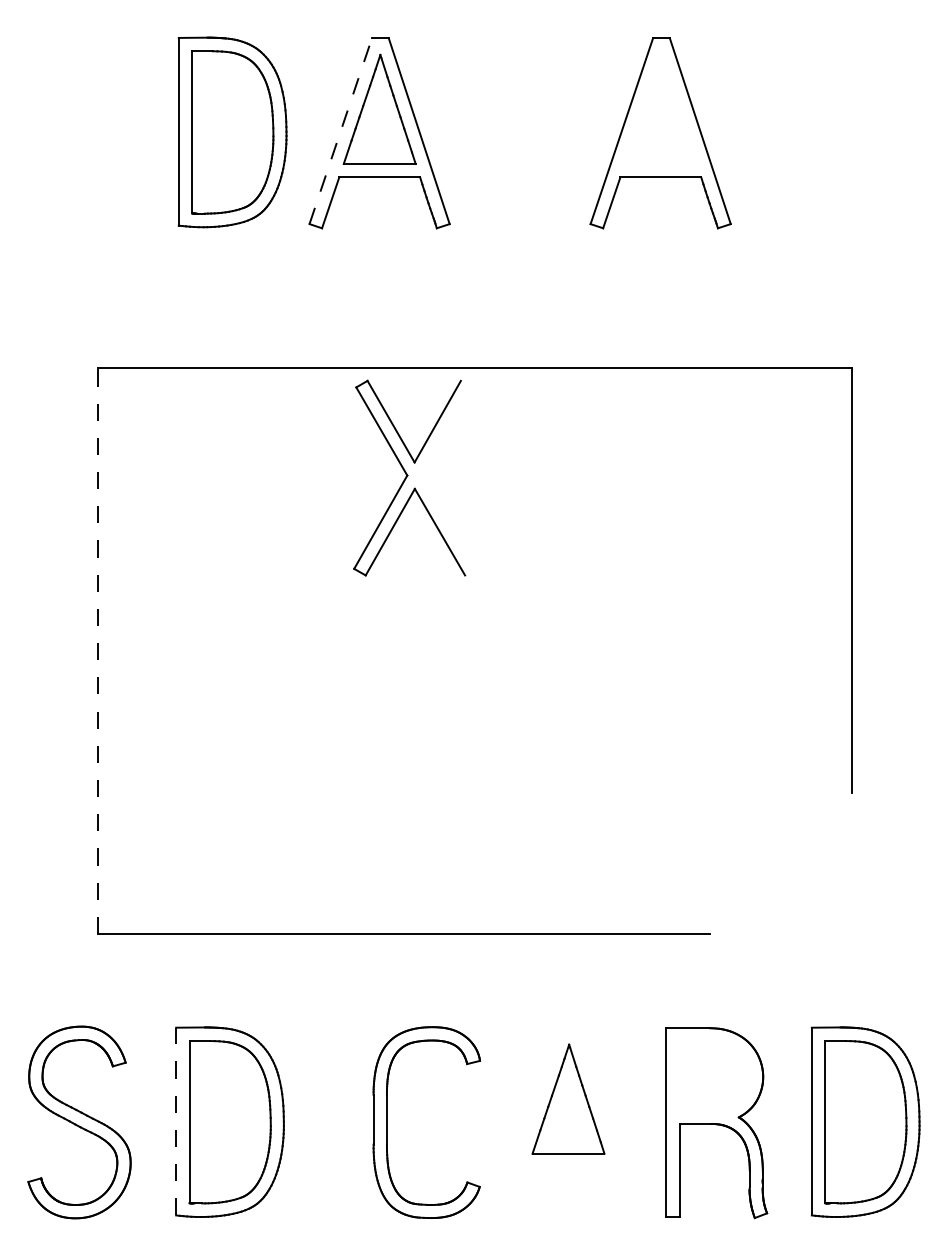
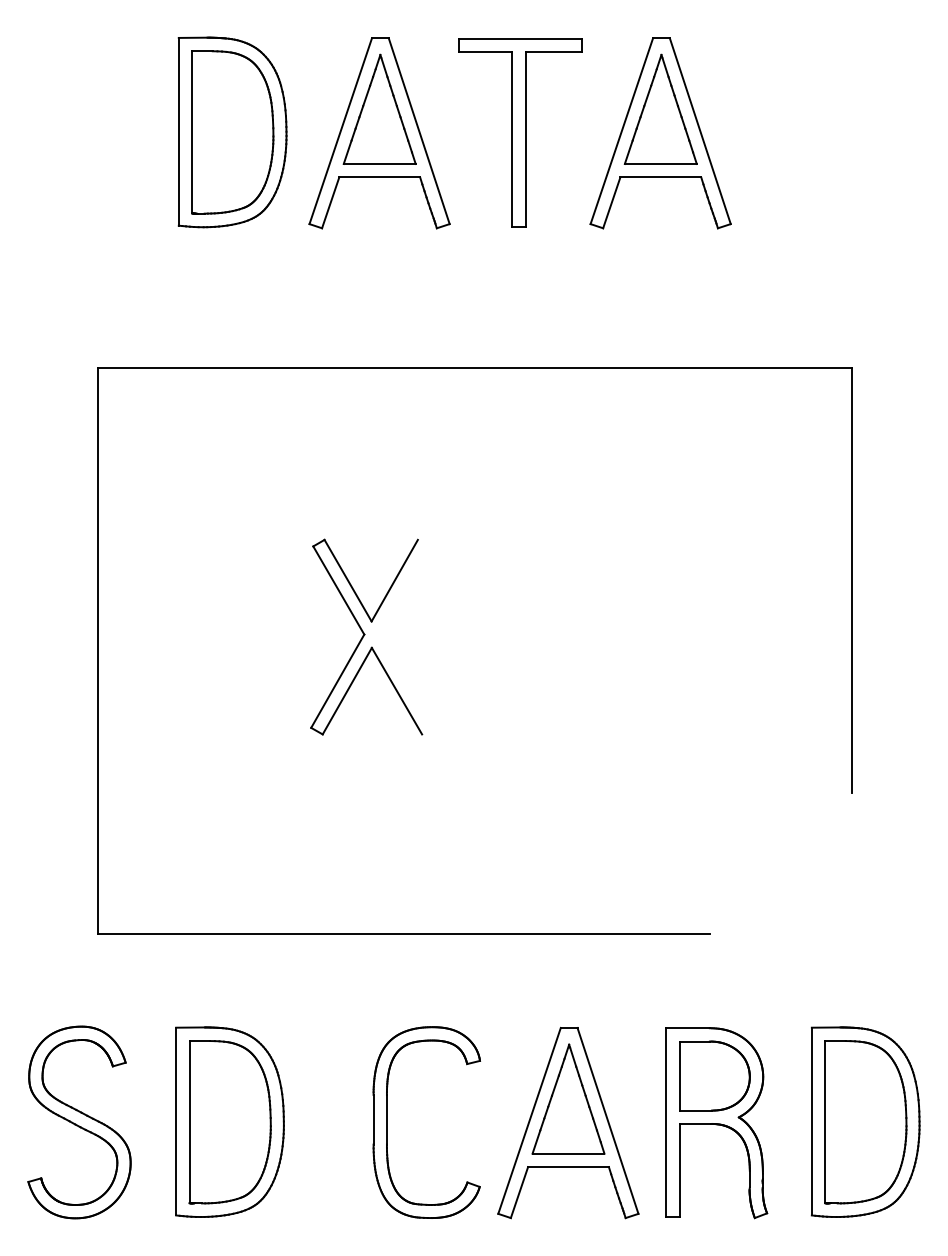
part: none -> present (660, 108)
line: dashed -> solid (340, 130)
part: none -> present (520, 132)
part position: (409, 477) -> (366, 636) (366, 636)
line: dashed -> solid (97, 651)
part: none -> present (714, 1075)
line: dashed -> solid (176, 1121)
part: none -> present (568, 1123)
